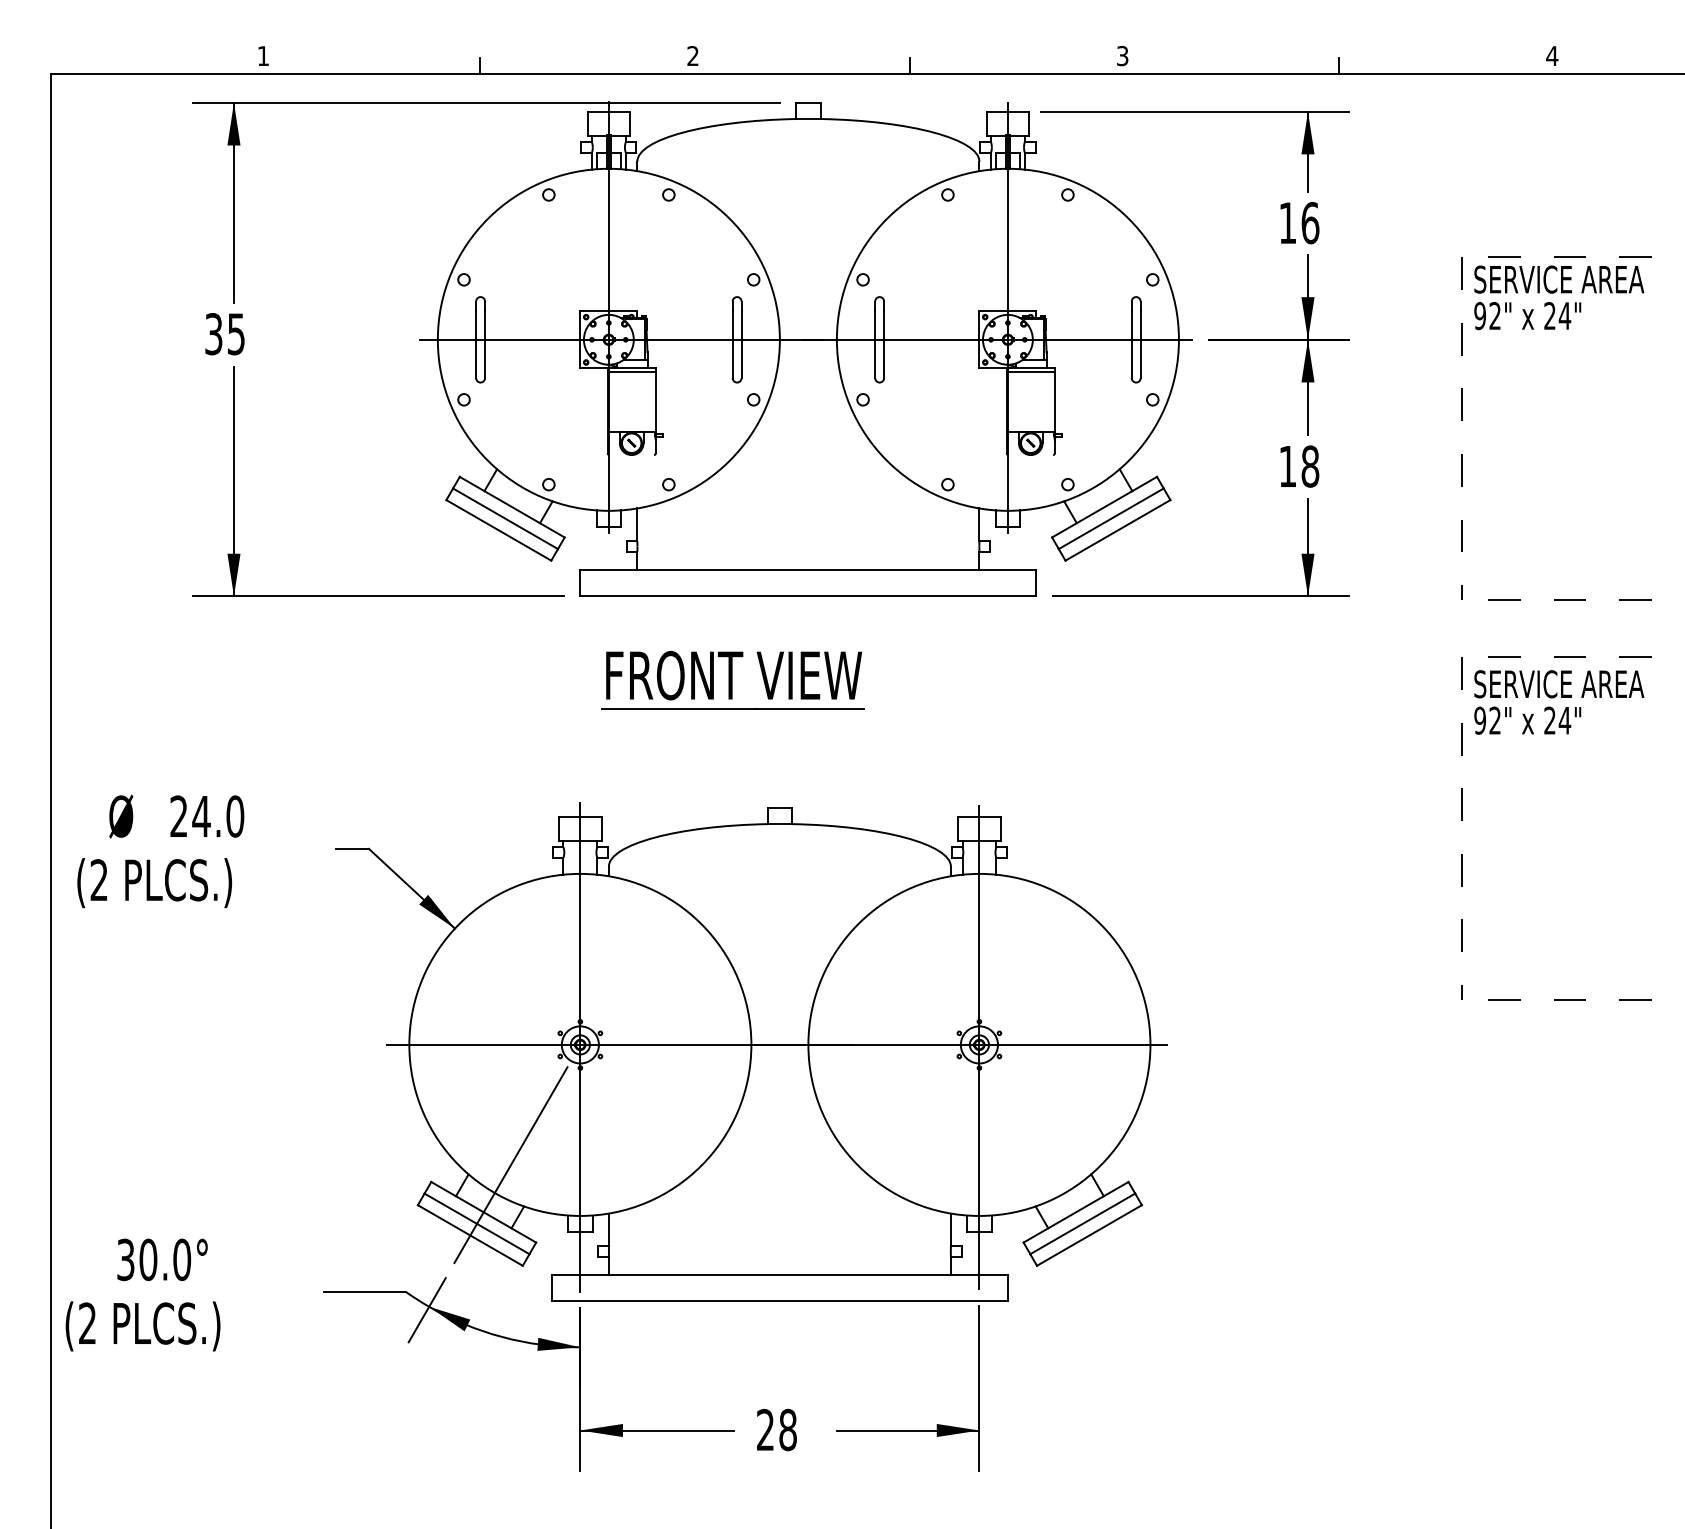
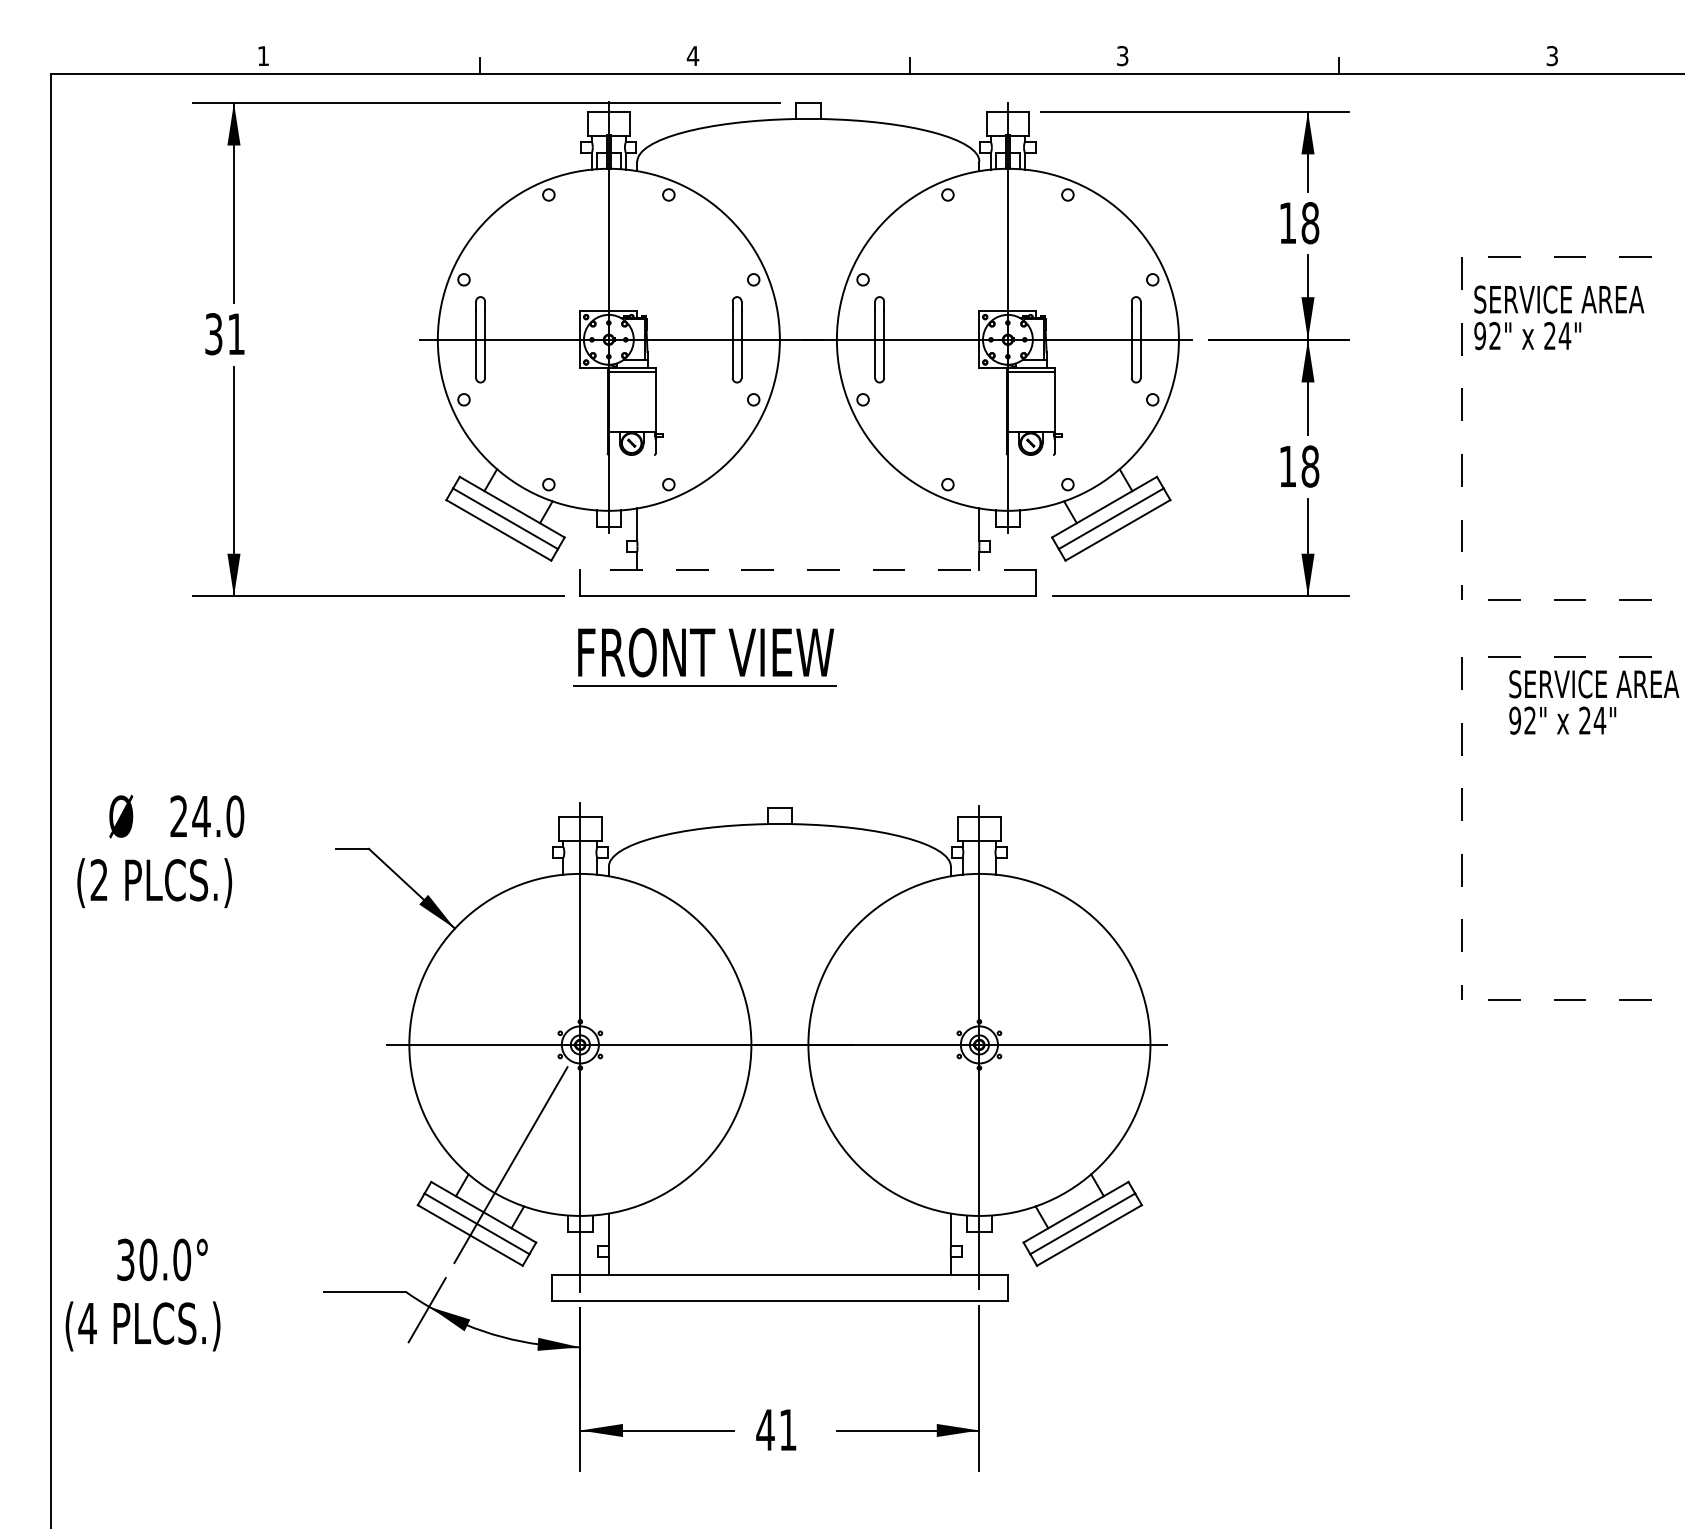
text: 2 -> 4 (692, 55)
text: 4 -> 3 (1552, 56)
text: 16 -> 18 (1310, 223)
text position: (1559, 297) -> (1559, 317) (1559, 317)
text: 35 -> 31 (236, 334)
line: solid -> dashed (807, 569)
part position: (732, 679) -> (704, 656) (704, 656)
text position: (1559, 702) -> (1594, 702) (1594, 702)
text: (2 -> (4 (87, 1322)
text: 28 -> 41 (776, 1429)
